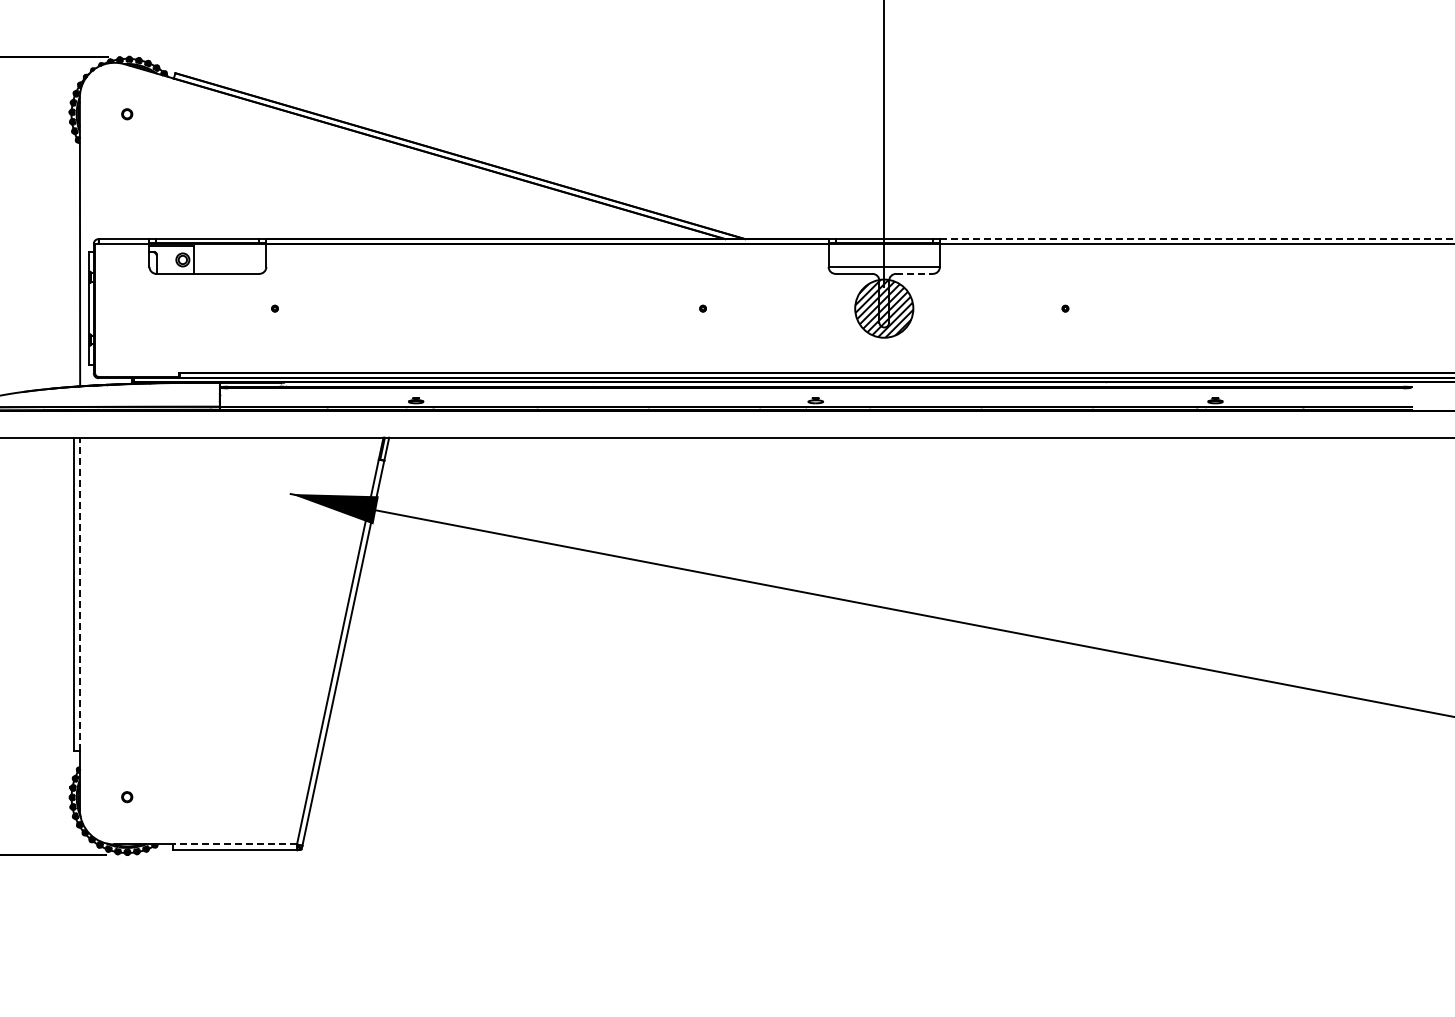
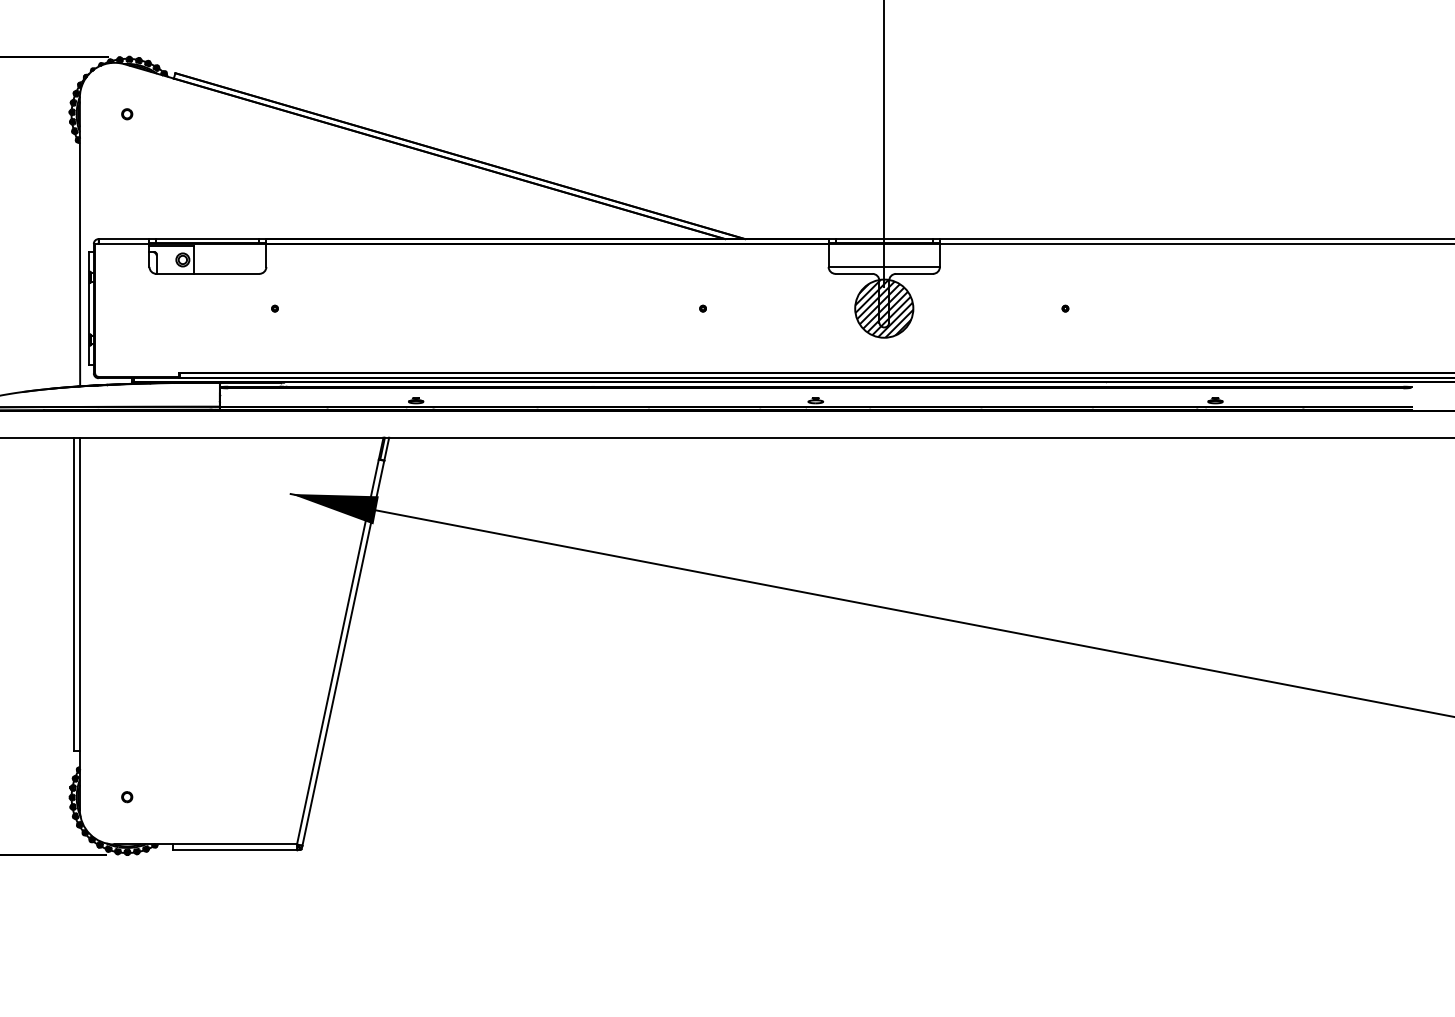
line: dashed -> solid (1197, 239)
line: dashed -> solid (915, 273)
line: dashed -> solid (79, 594)
line: dashed -> solid (235, 844)
